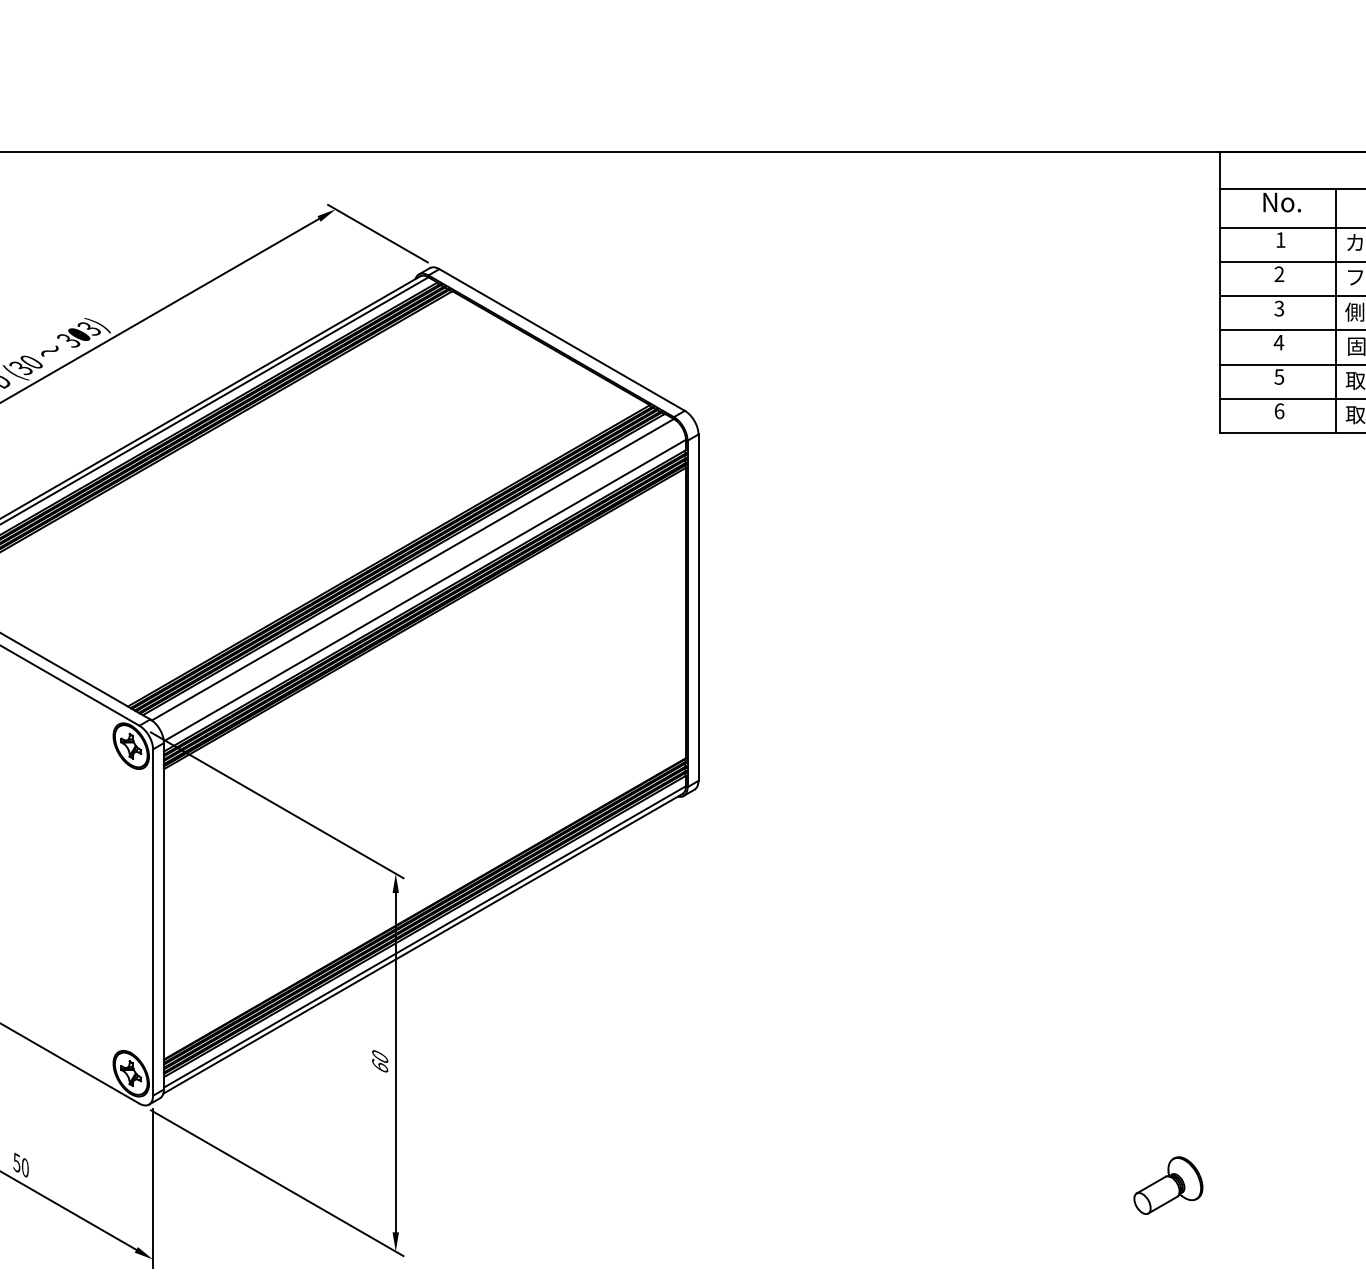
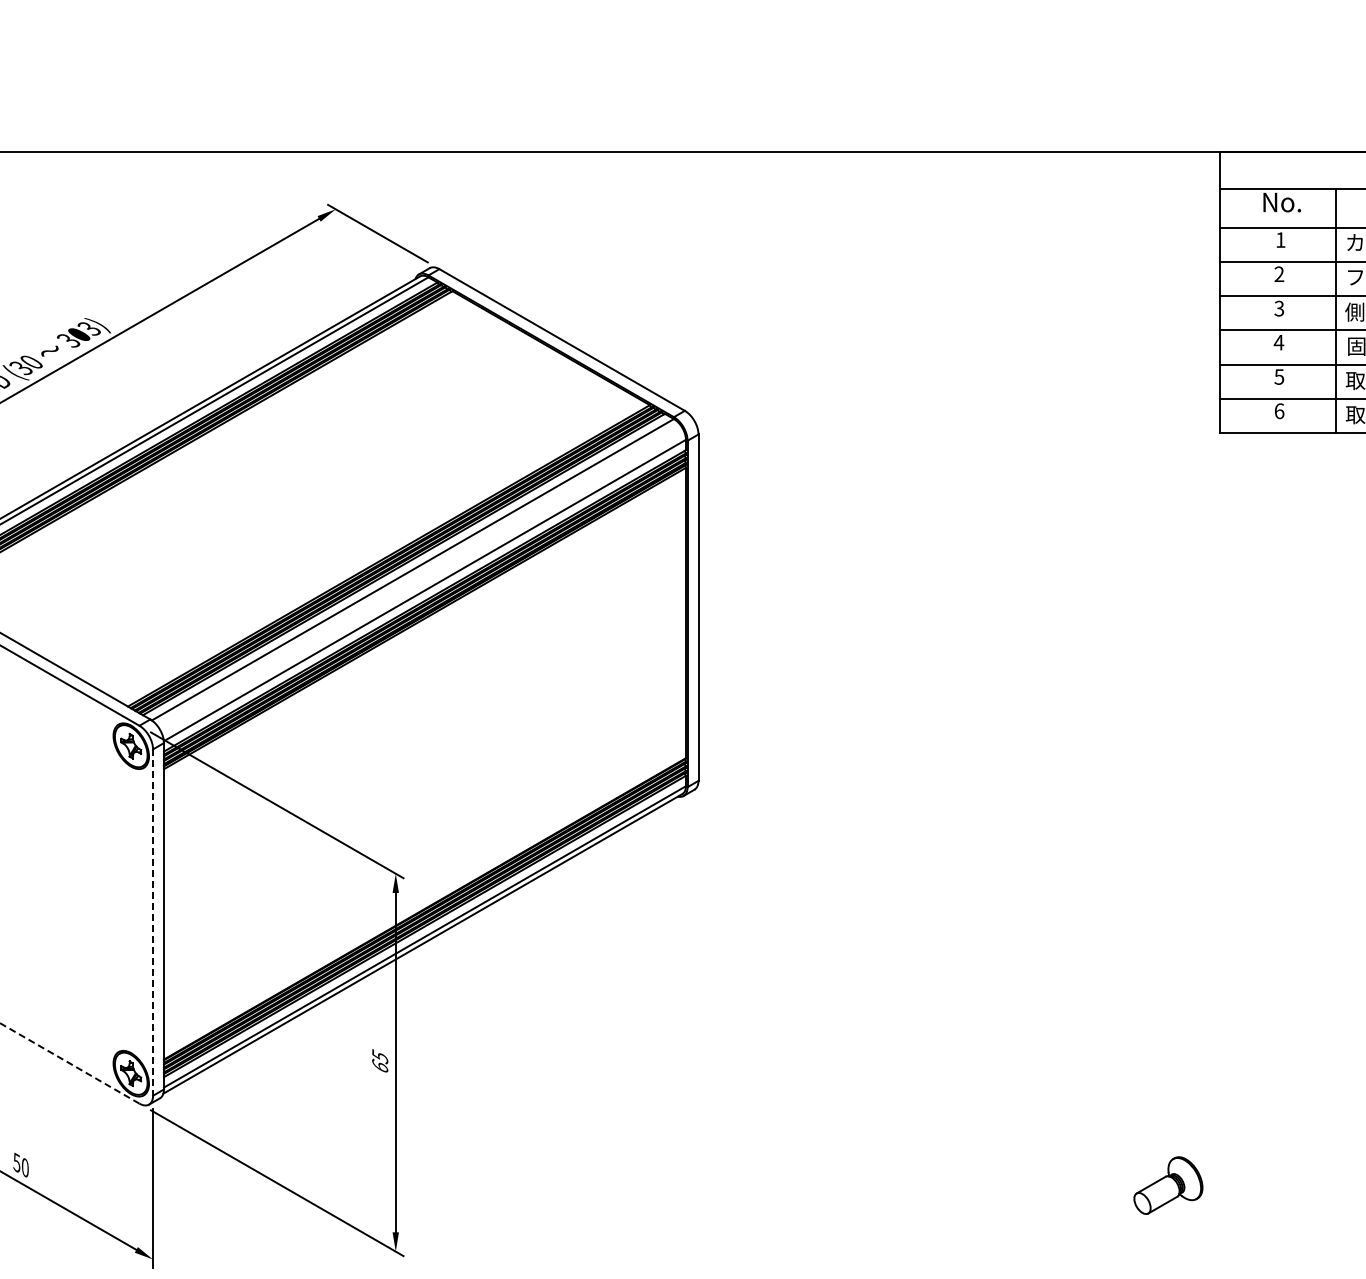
line: solid -> dashed (153, 923)
text: 60 -> 65 (380, 1056)
line: solid -> dashed (69, 1063)
